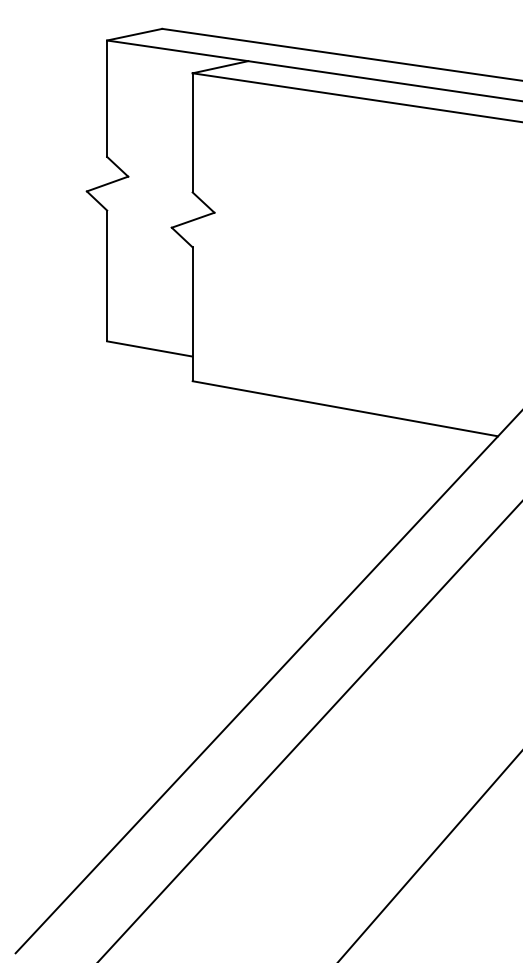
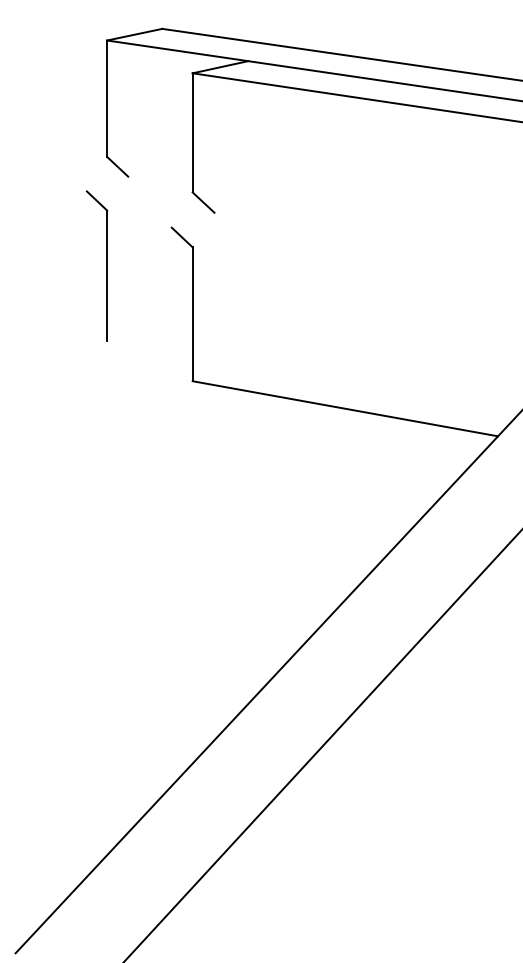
line: present -> none (107, 183)
line: present -> none (192, 219)
line: present -> none (149, 348)
line position: (309, 731) -> (322, 745) (322, 745)
line: present -> none (429, 856)
